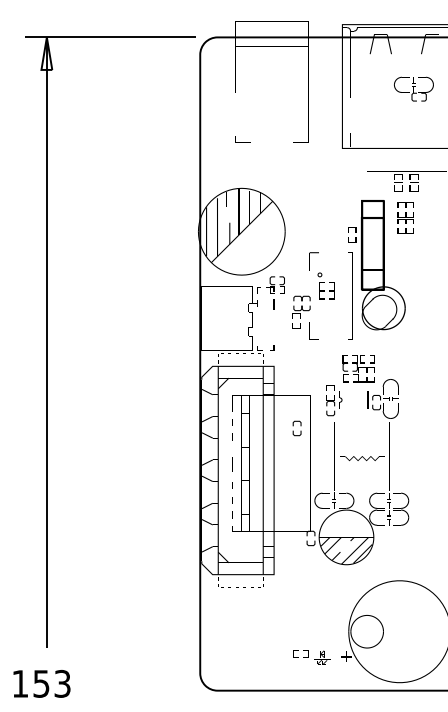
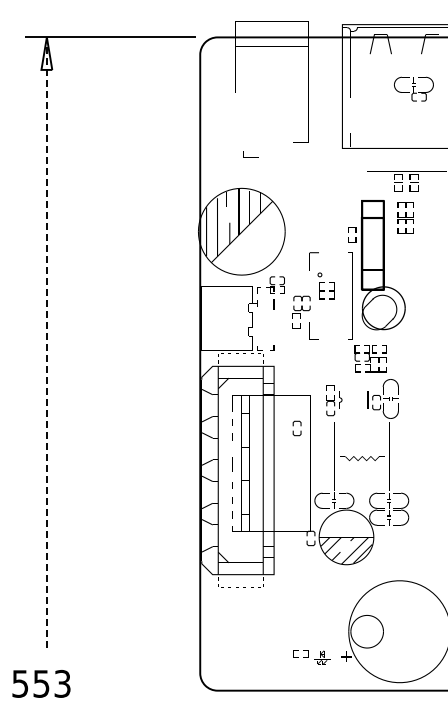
part position: (242, 139) -> (250, 154) (250, 154)
line: solid -> dashed (46, 342)
part position: (358, 368) -> (370, 358) (370, 358)
text: 153 -> 553 (20, 683)
